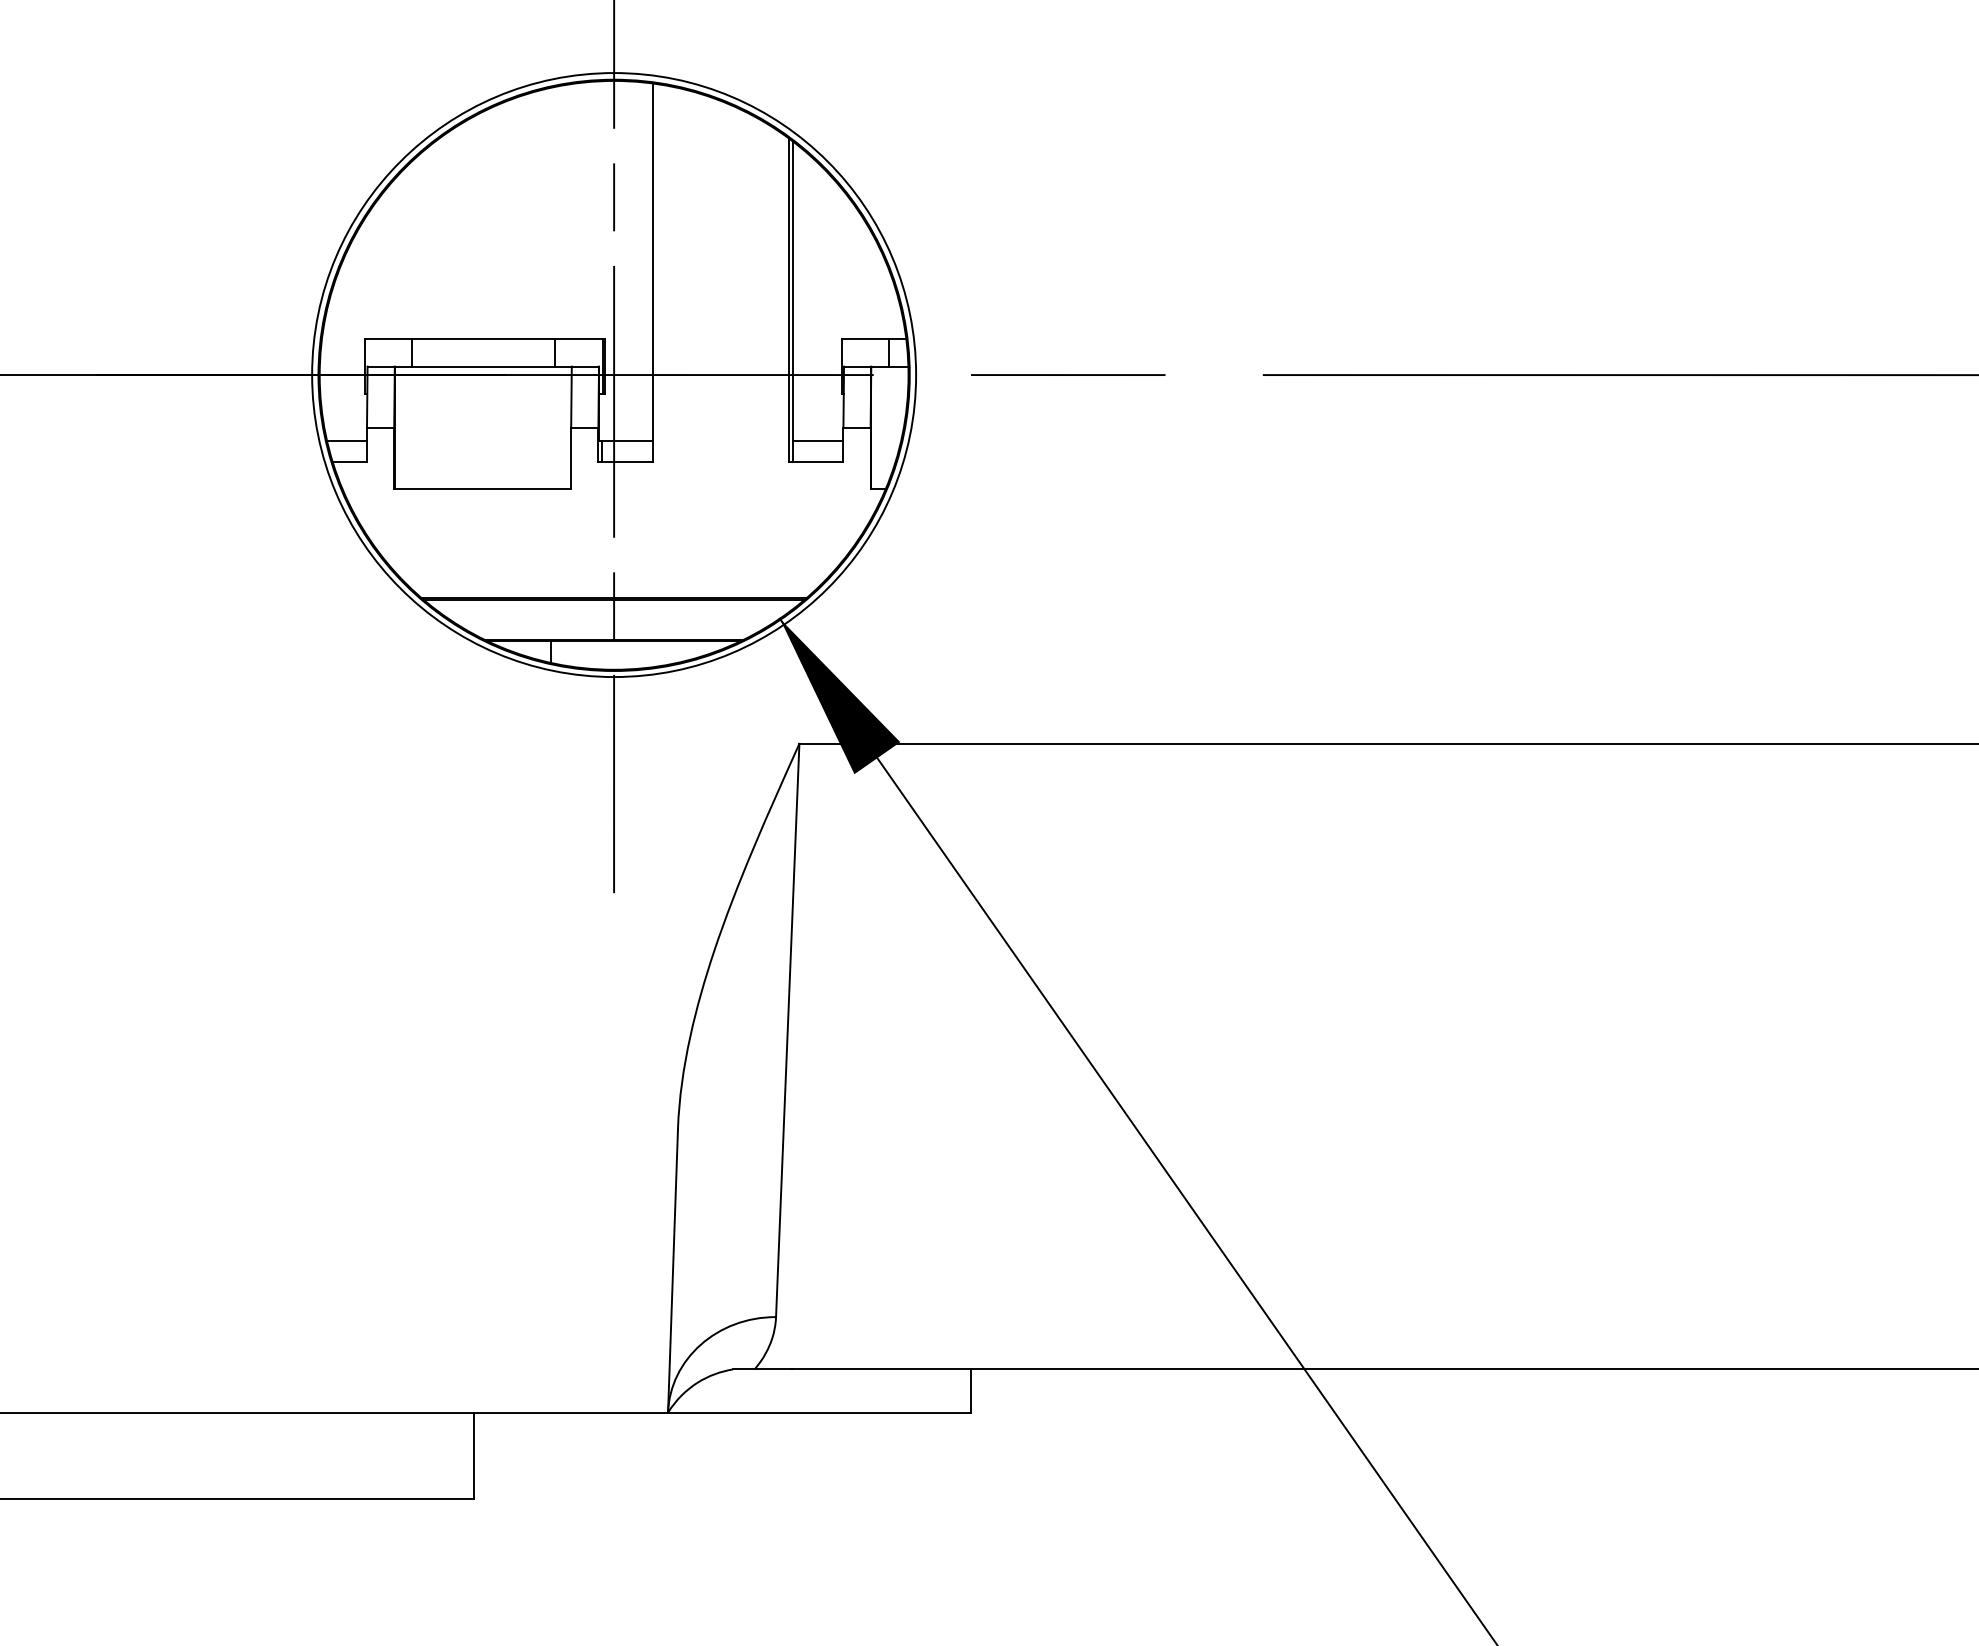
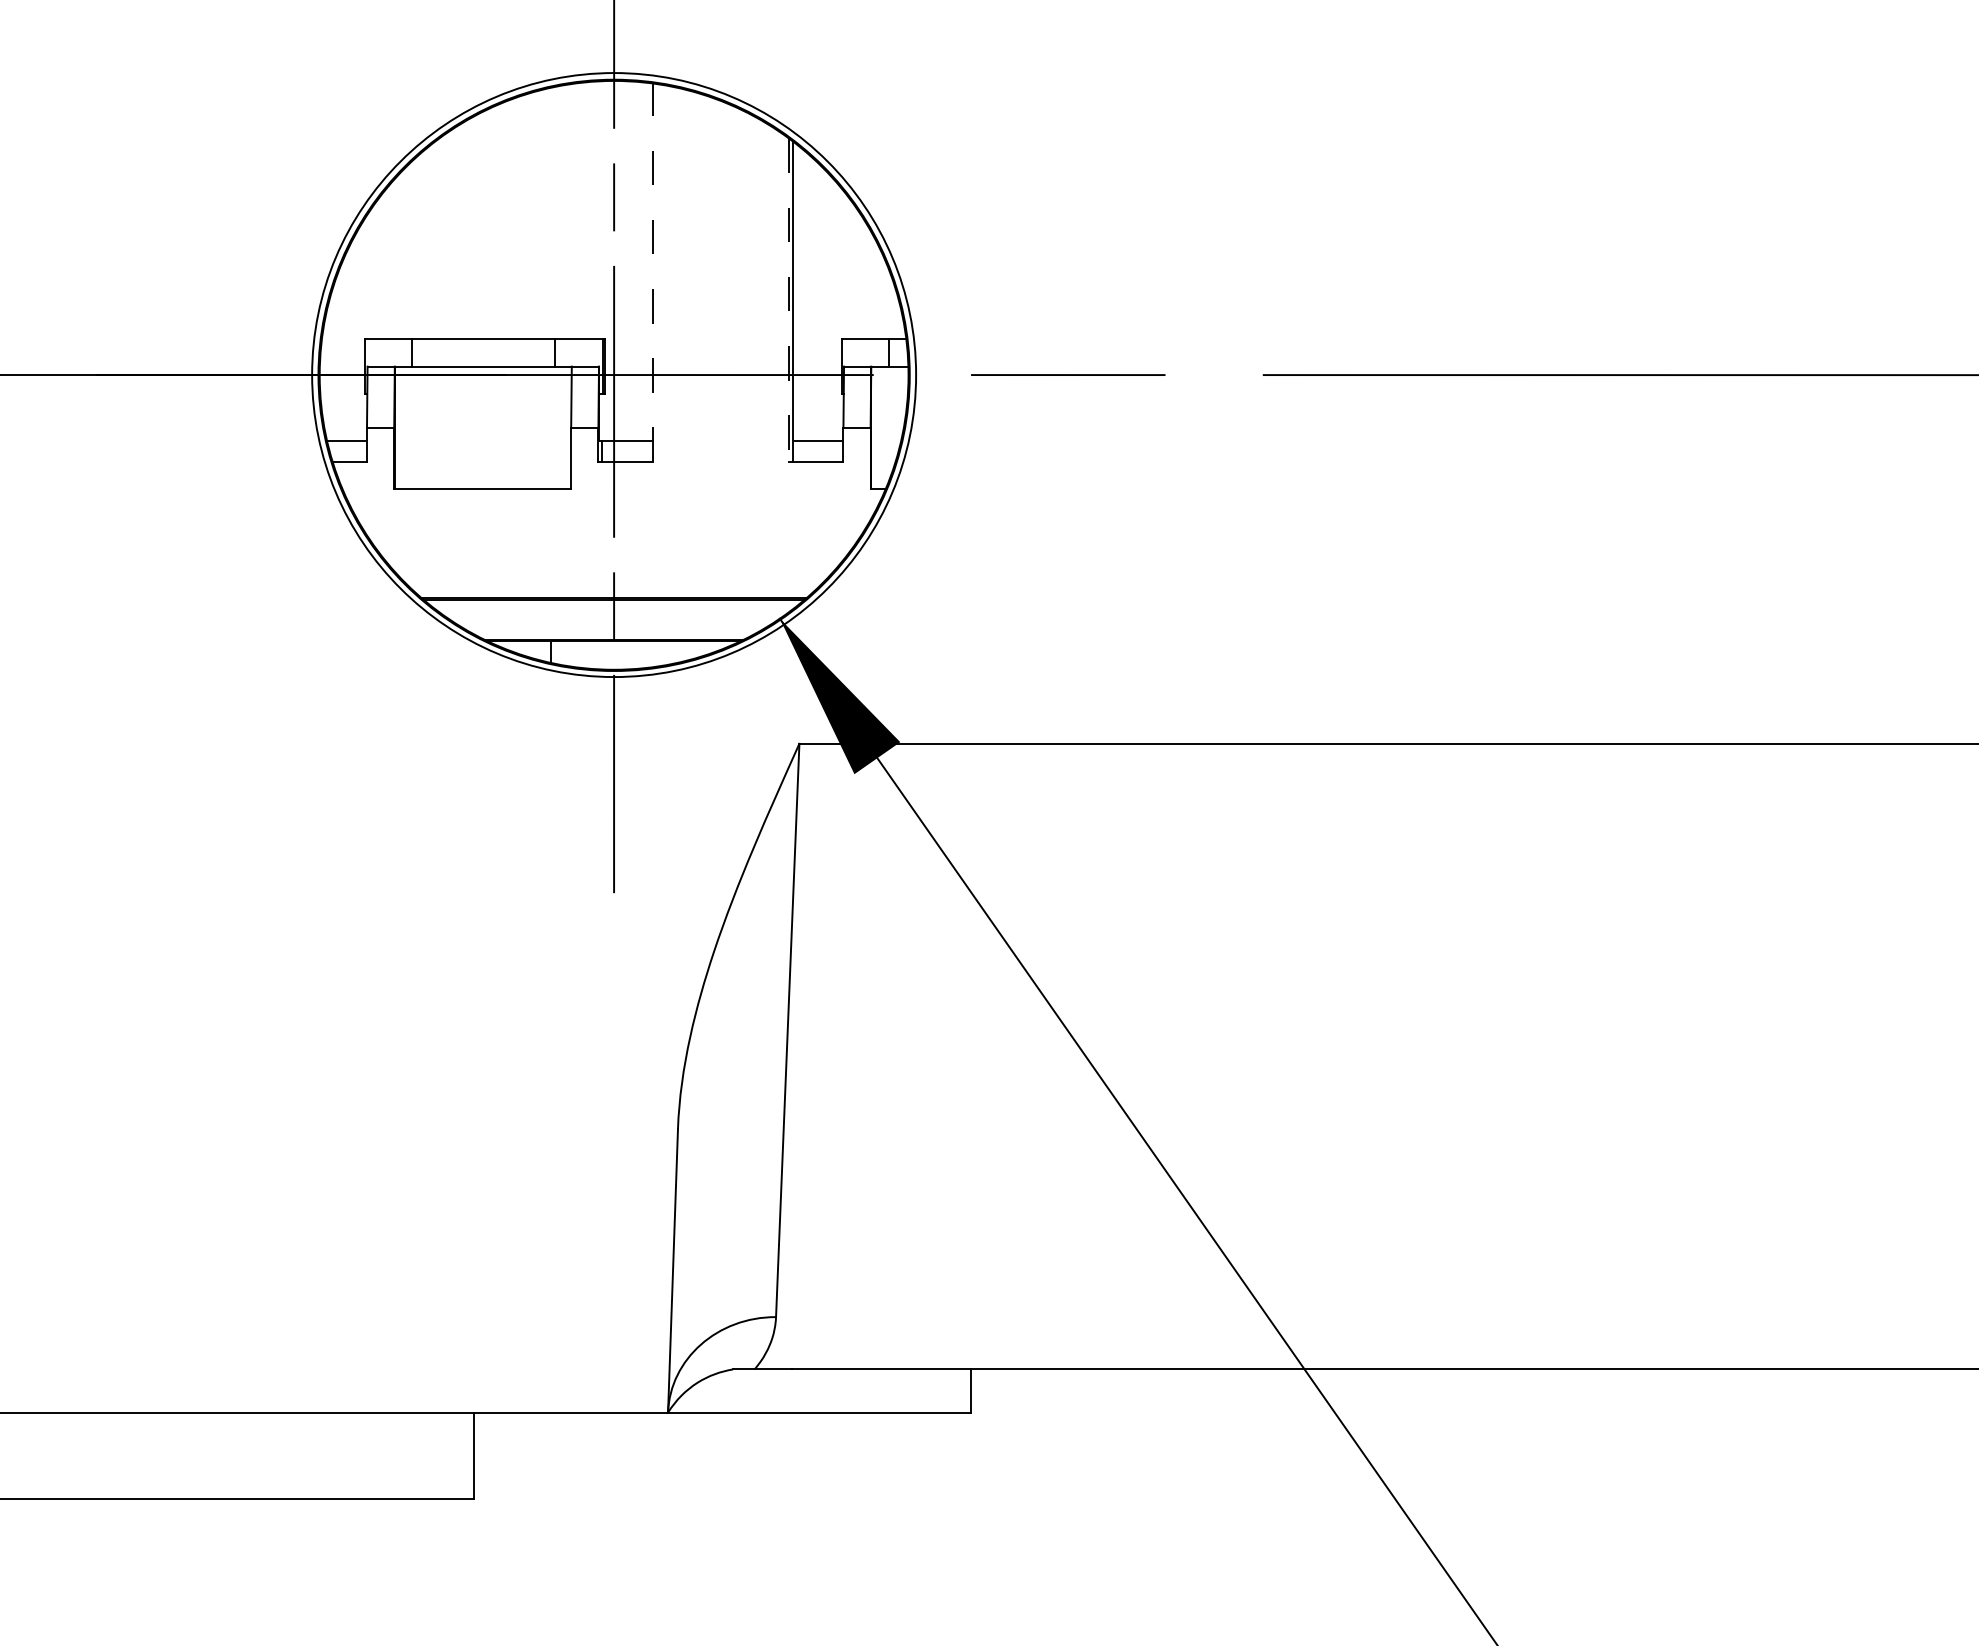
line: solid -> dashed (652, 272)
line: solid -> dashed (788, 300)
